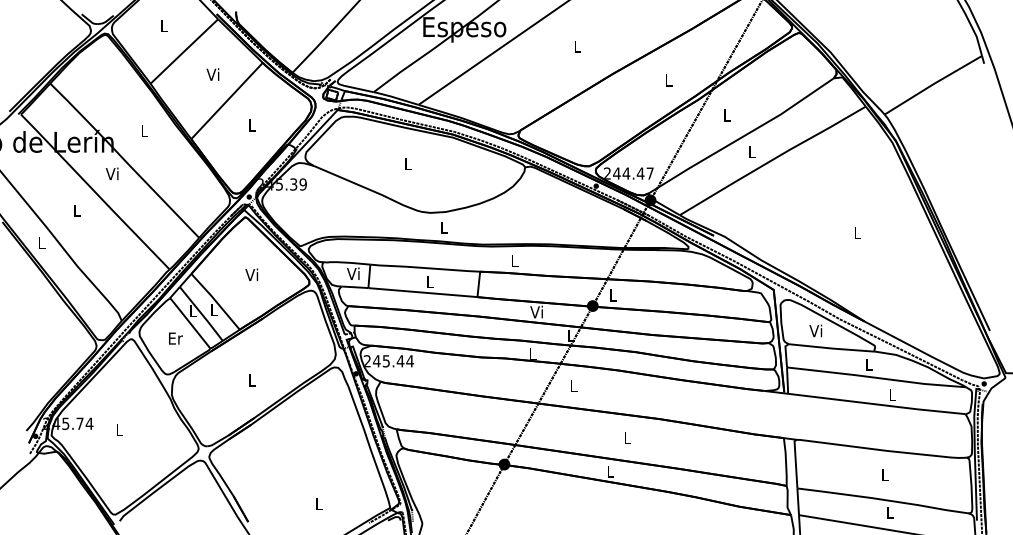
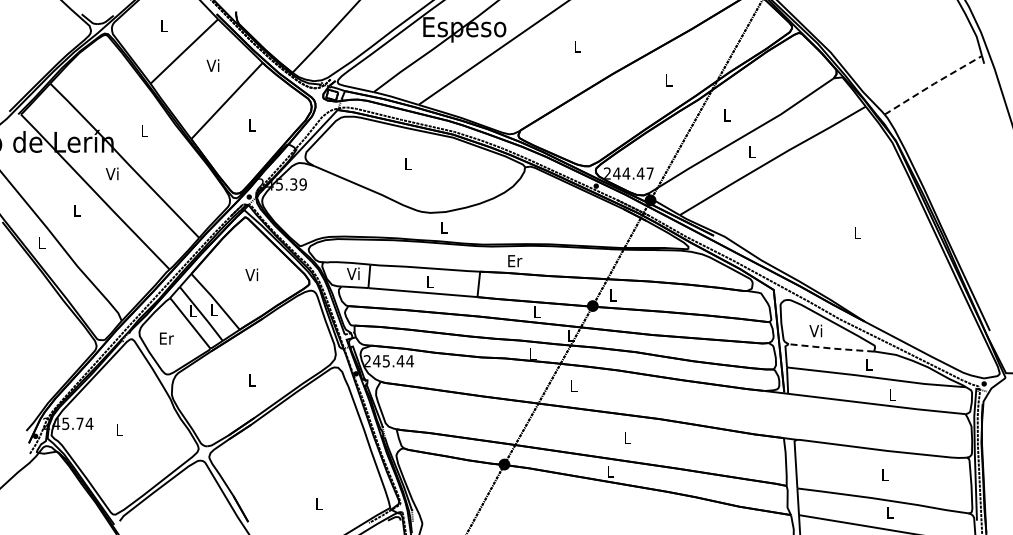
text position: (212, 74) -> (212, 65) (212, 65)
line: solid -> dashed (933, 84)
text: L -> Er (515, 261)
text: Vi -> L (536, 311)
text position: (175, 338) -> (166, 338) (166, 338)
line: solid -> dashed (831, 348)
